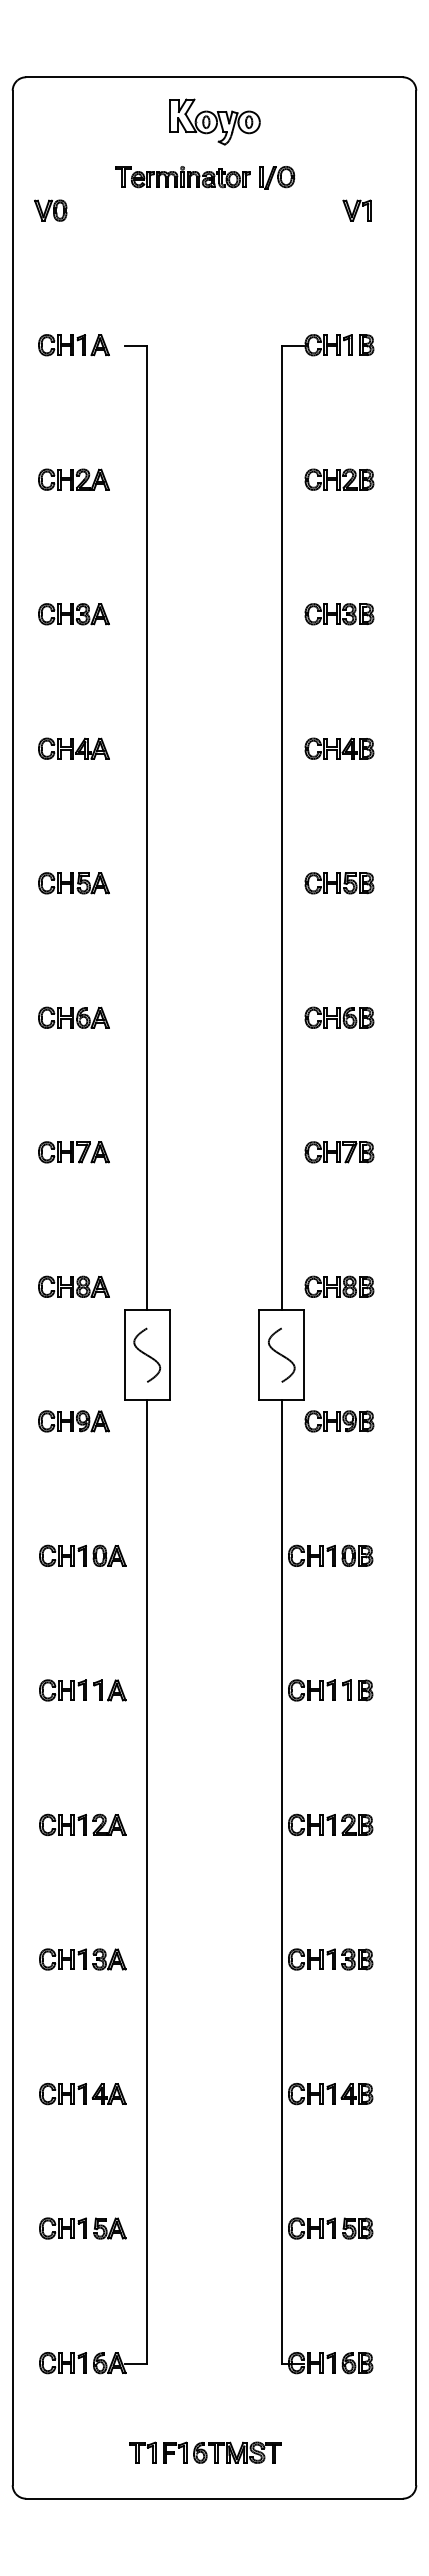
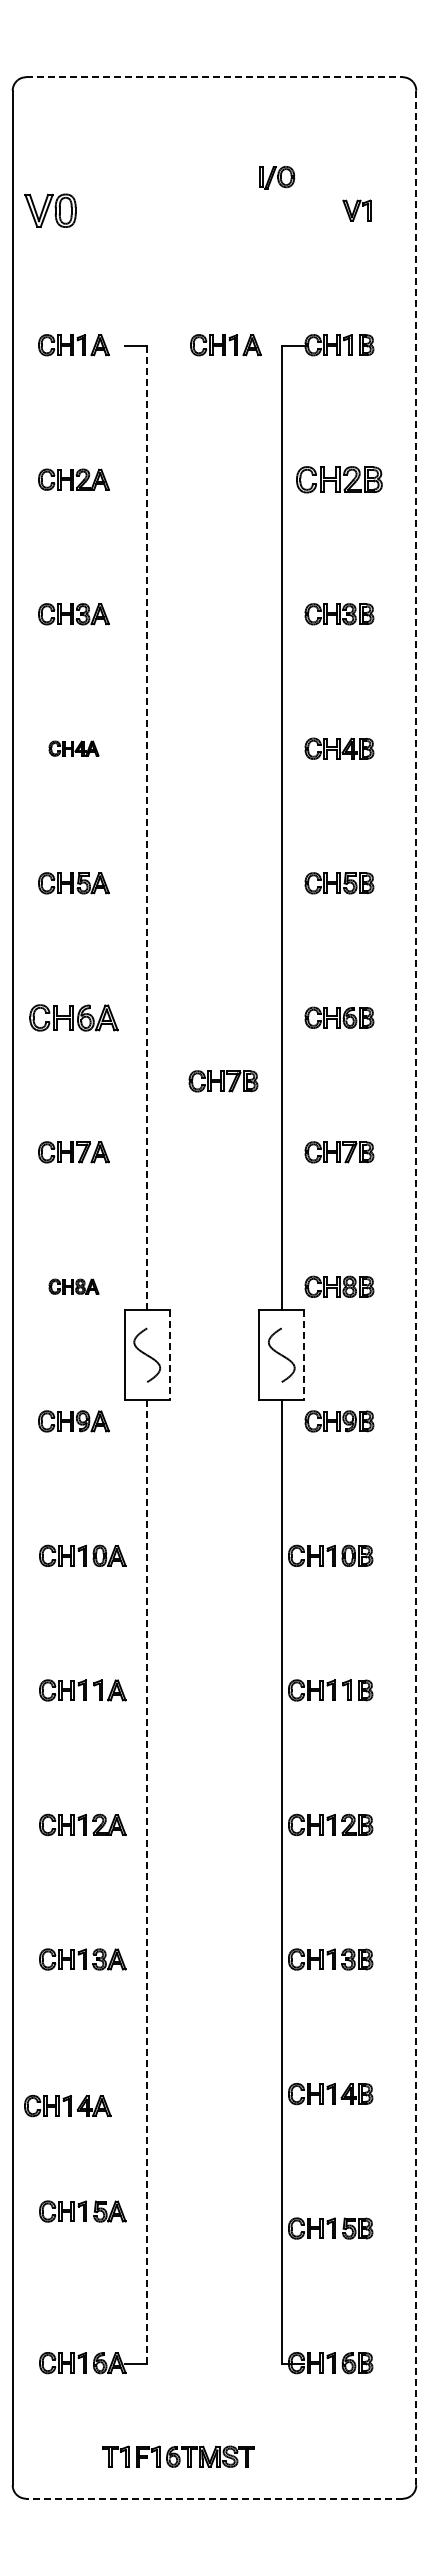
line: solid -> dashed (214, 77)
part: present -> none (214, 121)
part: present -> none (182, 177)
part size: 34x23 px -> 53x35 px (50, 210)
part: none -> present (225, 345)
part size: 71x23 px -> 87x28 px (339, 479)
part size: 72x23 px -> 52x17 px (73, 748)
line: solid -> dashed (147, 828)
part size: 72x23 px -> 90x28 px (73, 1017)
part: none -> present (223, 1081)
part size: 72x23 px -> 52x17 px (73, 1286)
line: solid -> dashed (416, 1288)
line: solid -> dashed (169, 1355)
line: solid -> dashed (304, 1355)
line: solid -> dashed (147, 1882)
part position: (82, 2094) -> (67, 2106) (67, 2106)
part position: (82, 2228) -> (82, 2211) (82, 2211)
part position: (205, 2452) -> (178, 2456) (178, 2456)
line: solid -> dashed (213, 2498)
